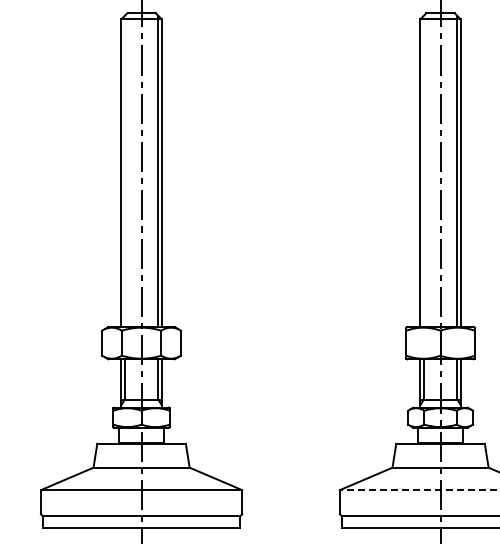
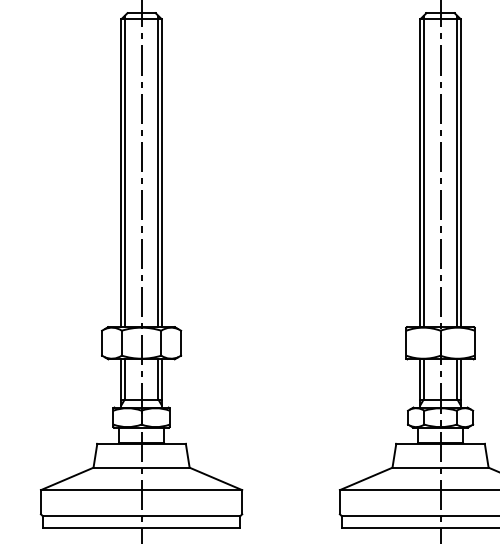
line: none -> present (124, 171)
line: none -> present (423, 171)
line: dashed -> solid (419, 490)
